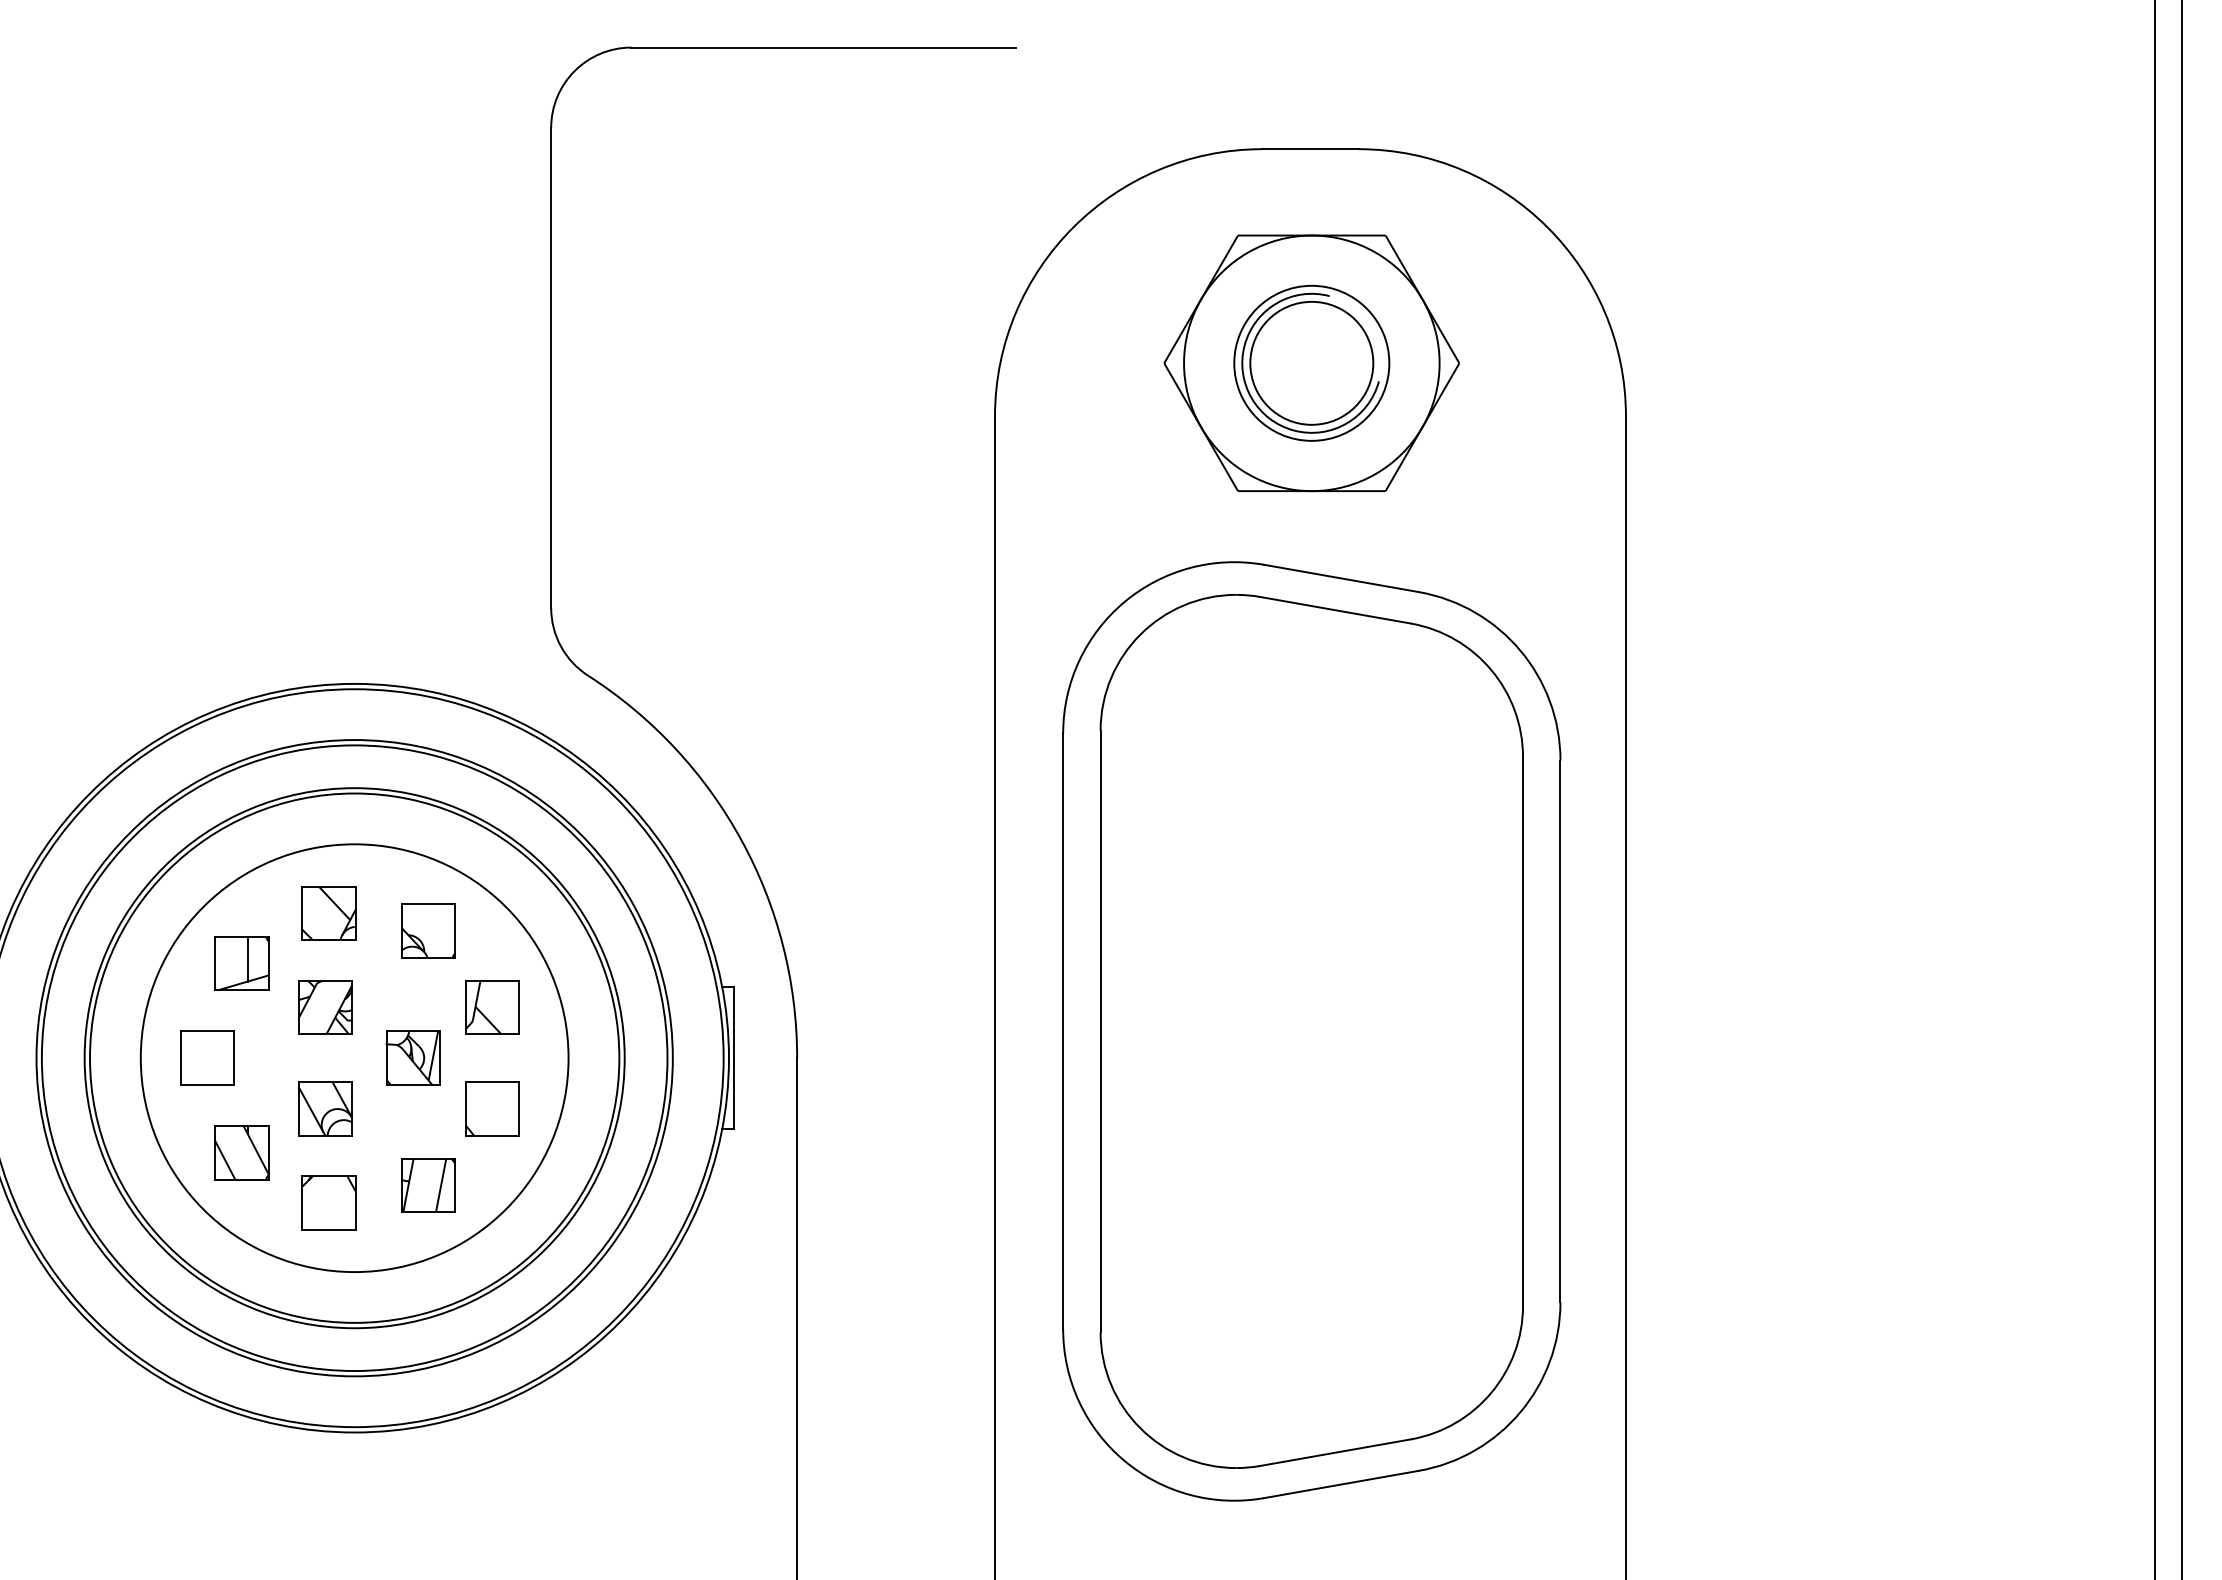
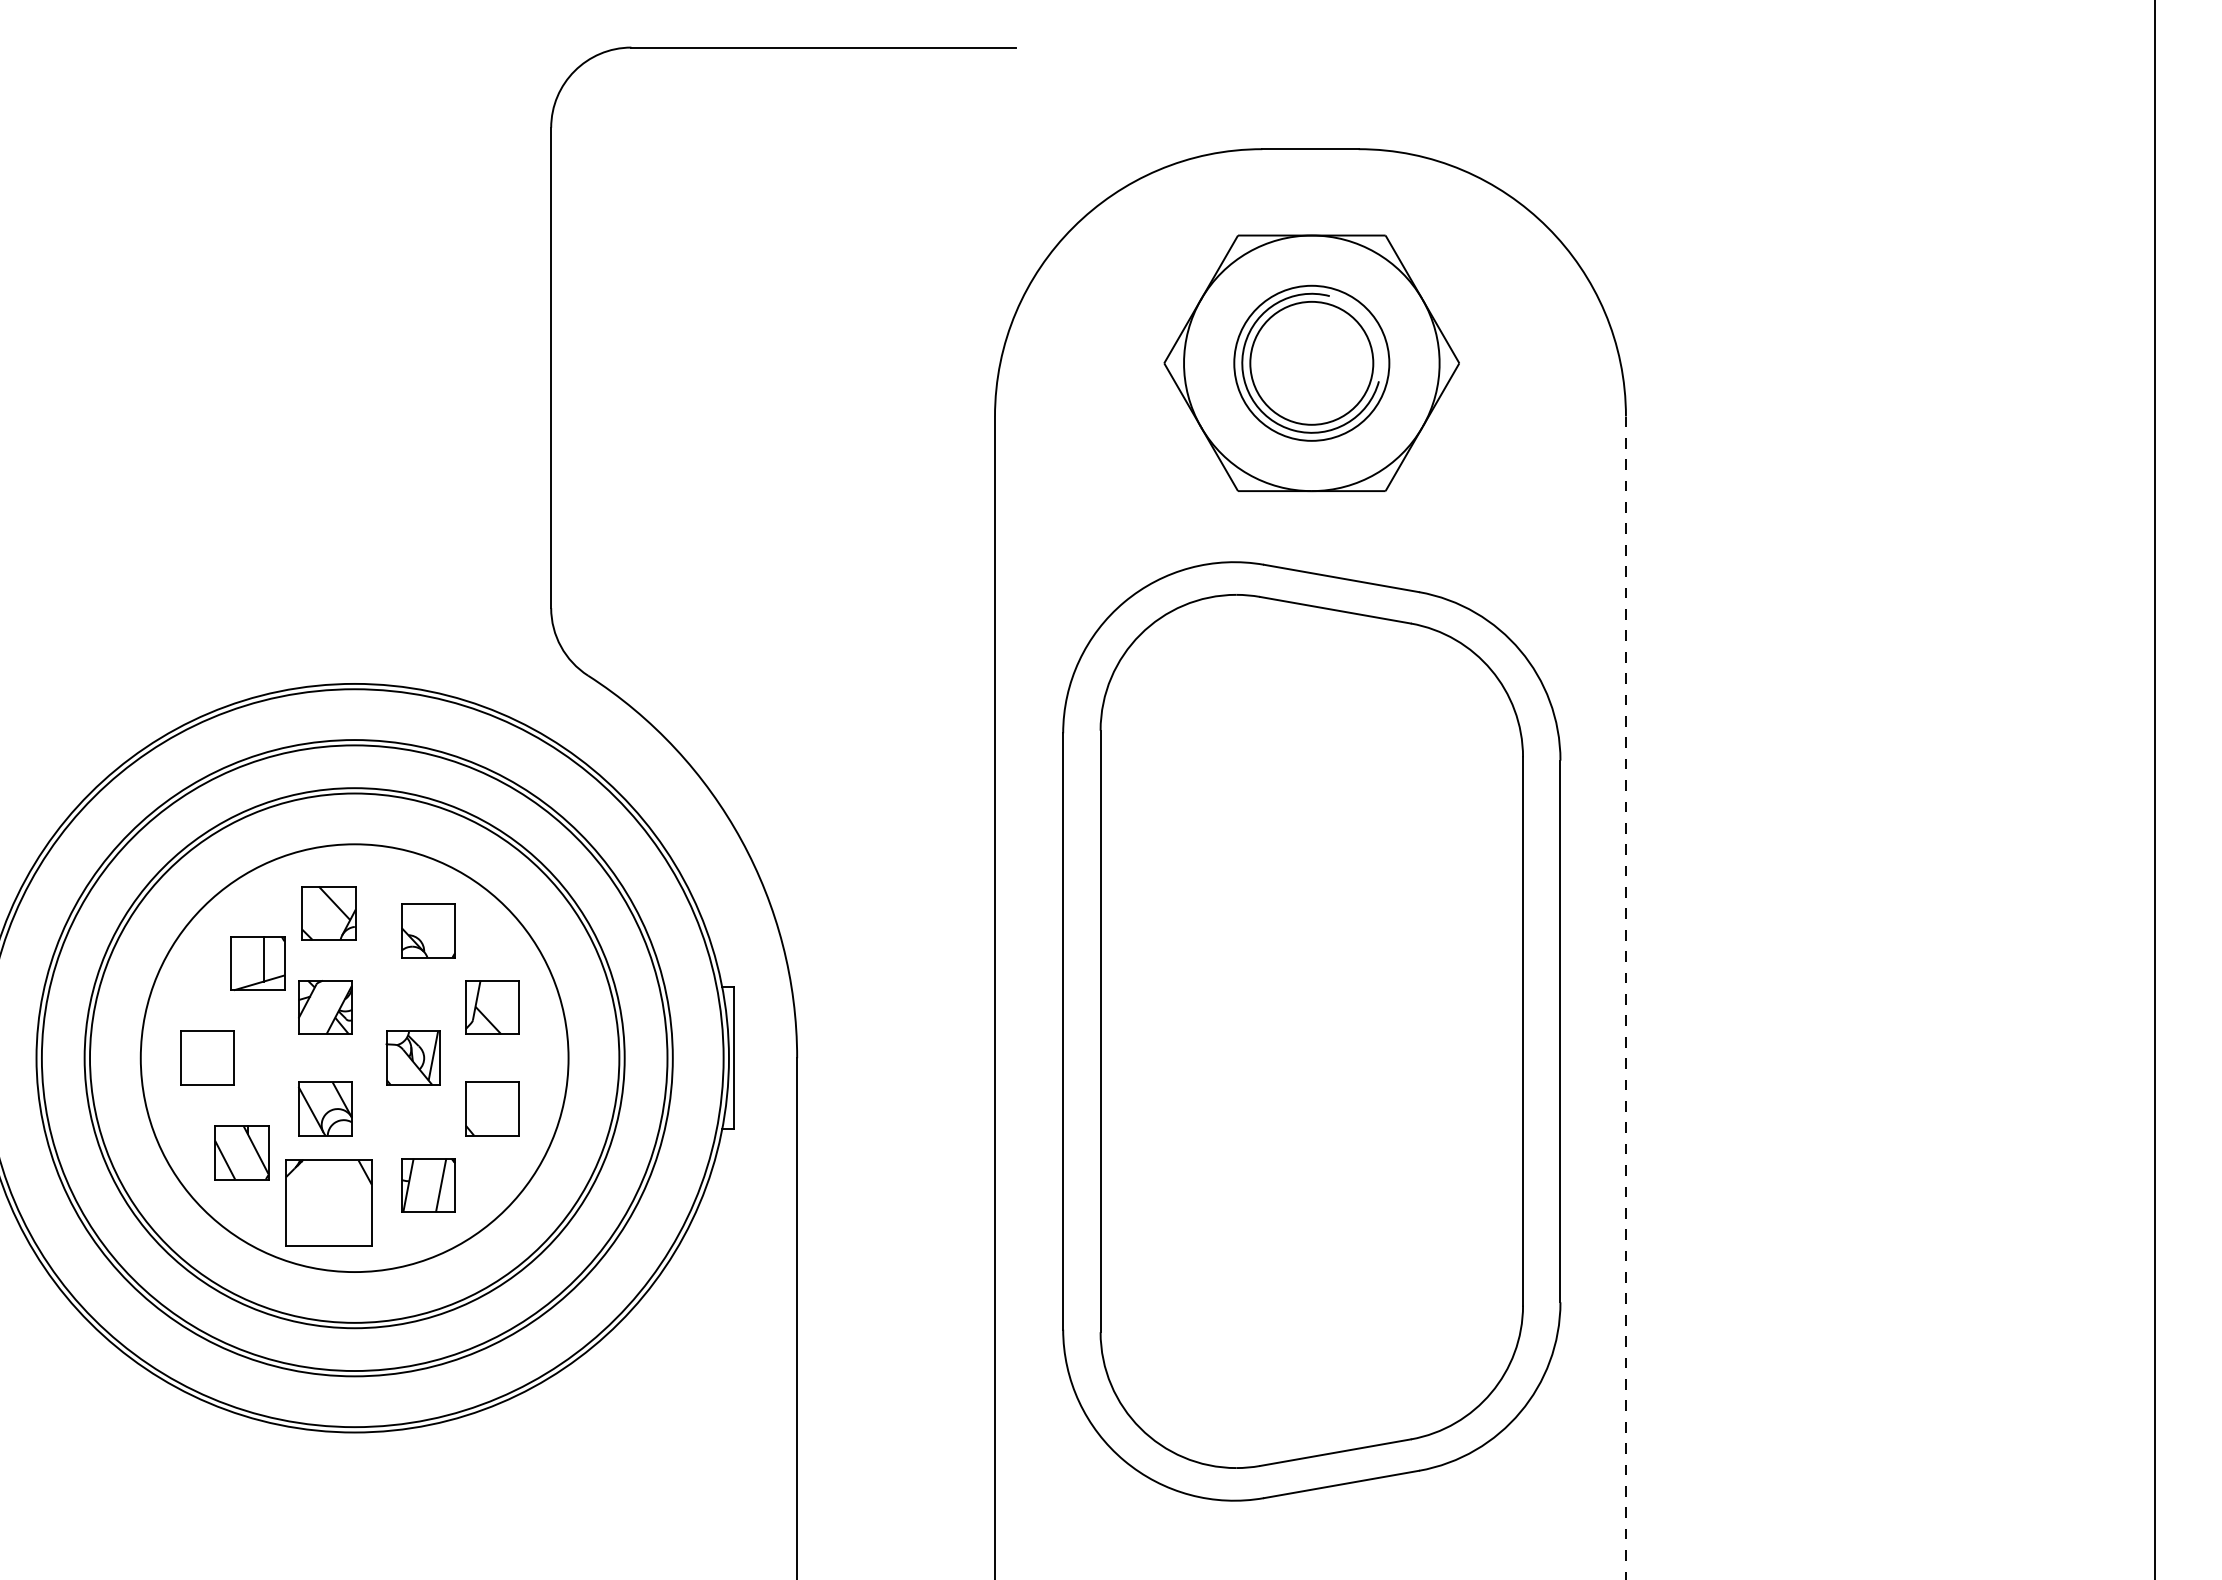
line: present -> none (2182, 789)
part position: (241, 963) -> (257, 963) (257, 963)
line: solid -> dashed (1625, 998)
part size: 56x56 px -> 88x88 px (328, 1202)
